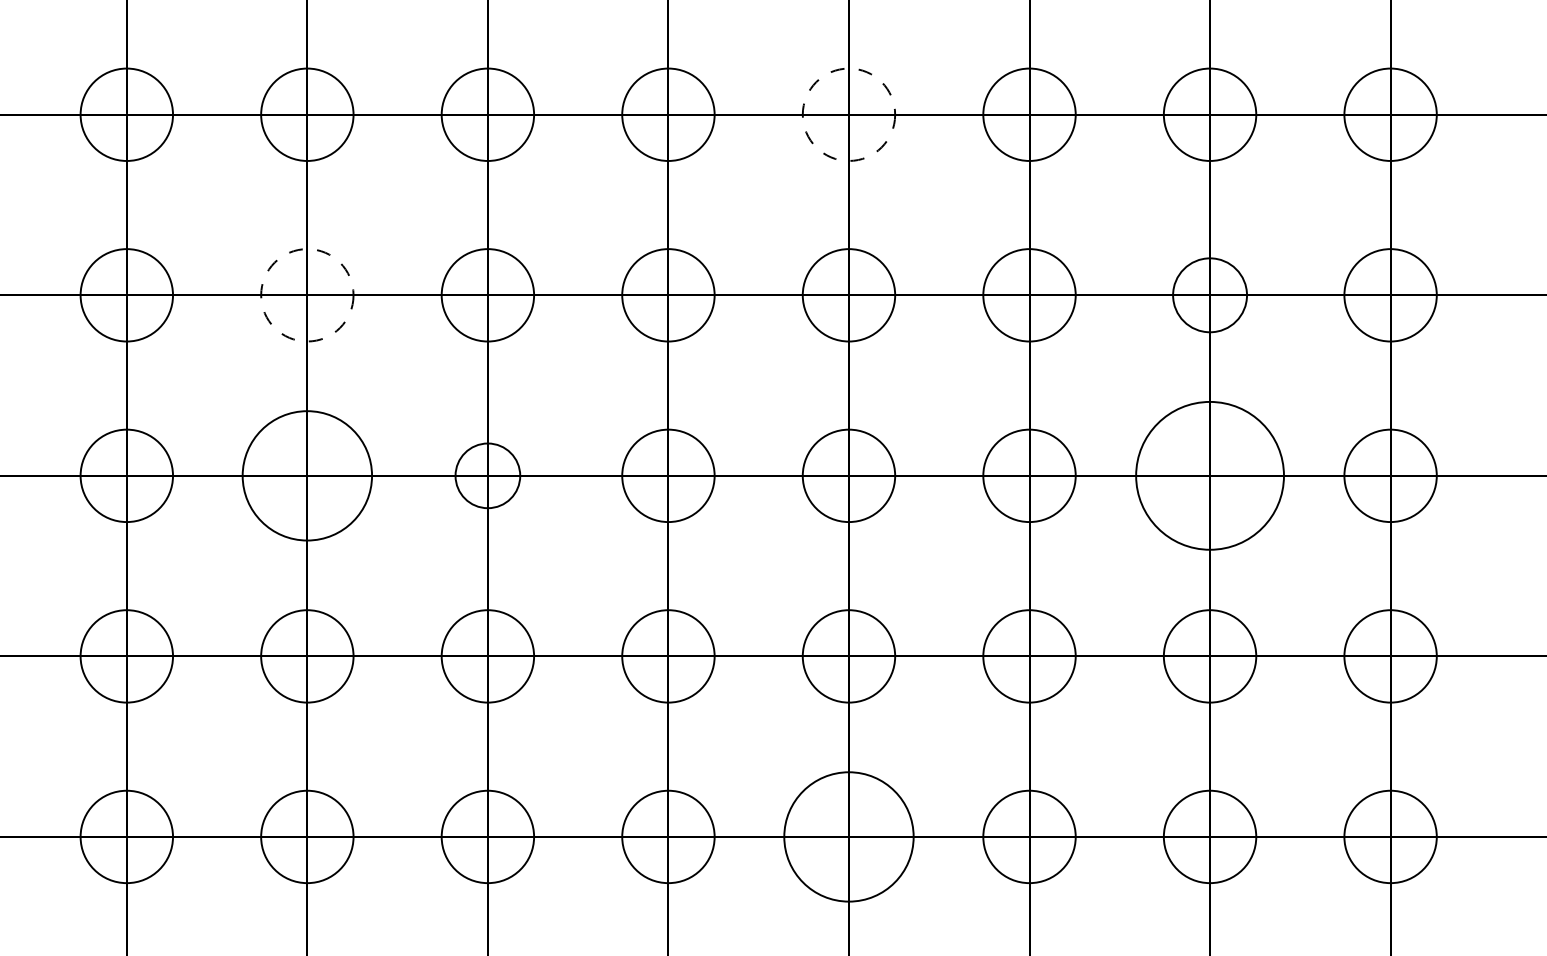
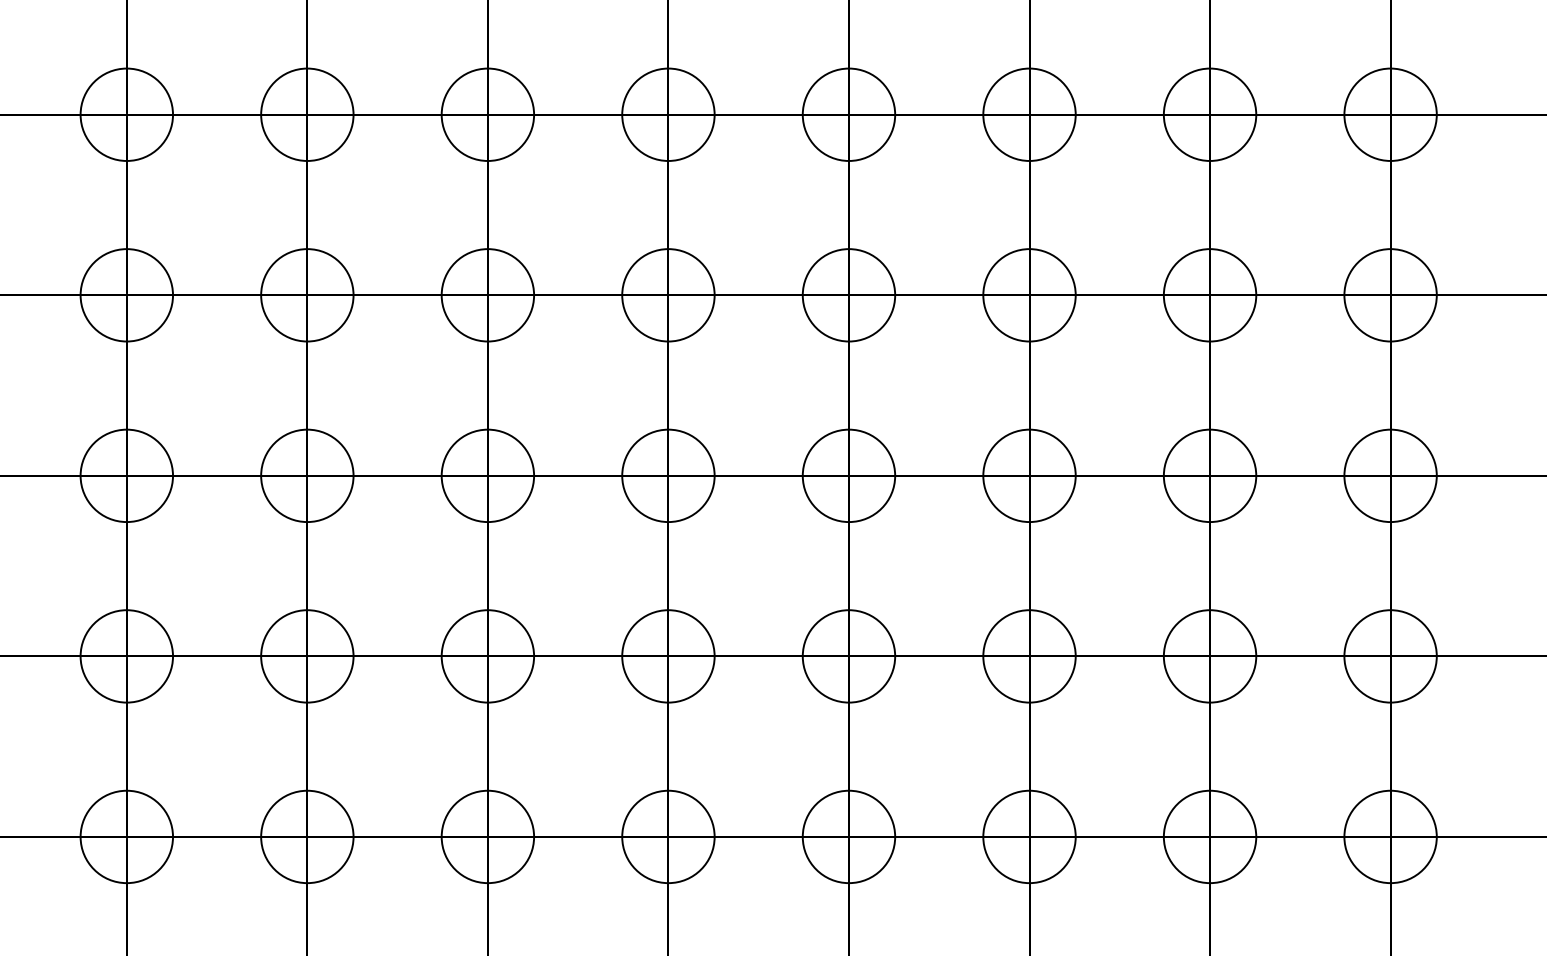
circle: dashed -> solid (848, 114)
circle: dashed -> solid (307, 295)
circle diameter: 74 px -> 92 px (1209, 295)
circle diameter: 129 px -> 92 px (307, 475)
circle diameter: 65 px -> 92 px (487, 475)
circle diameter: 148 px -> 92 px (1209, 475)
circle diameter: 129 px -> 92 px (848, 836)
